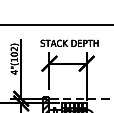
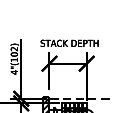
line: present -> none (56, 25)
